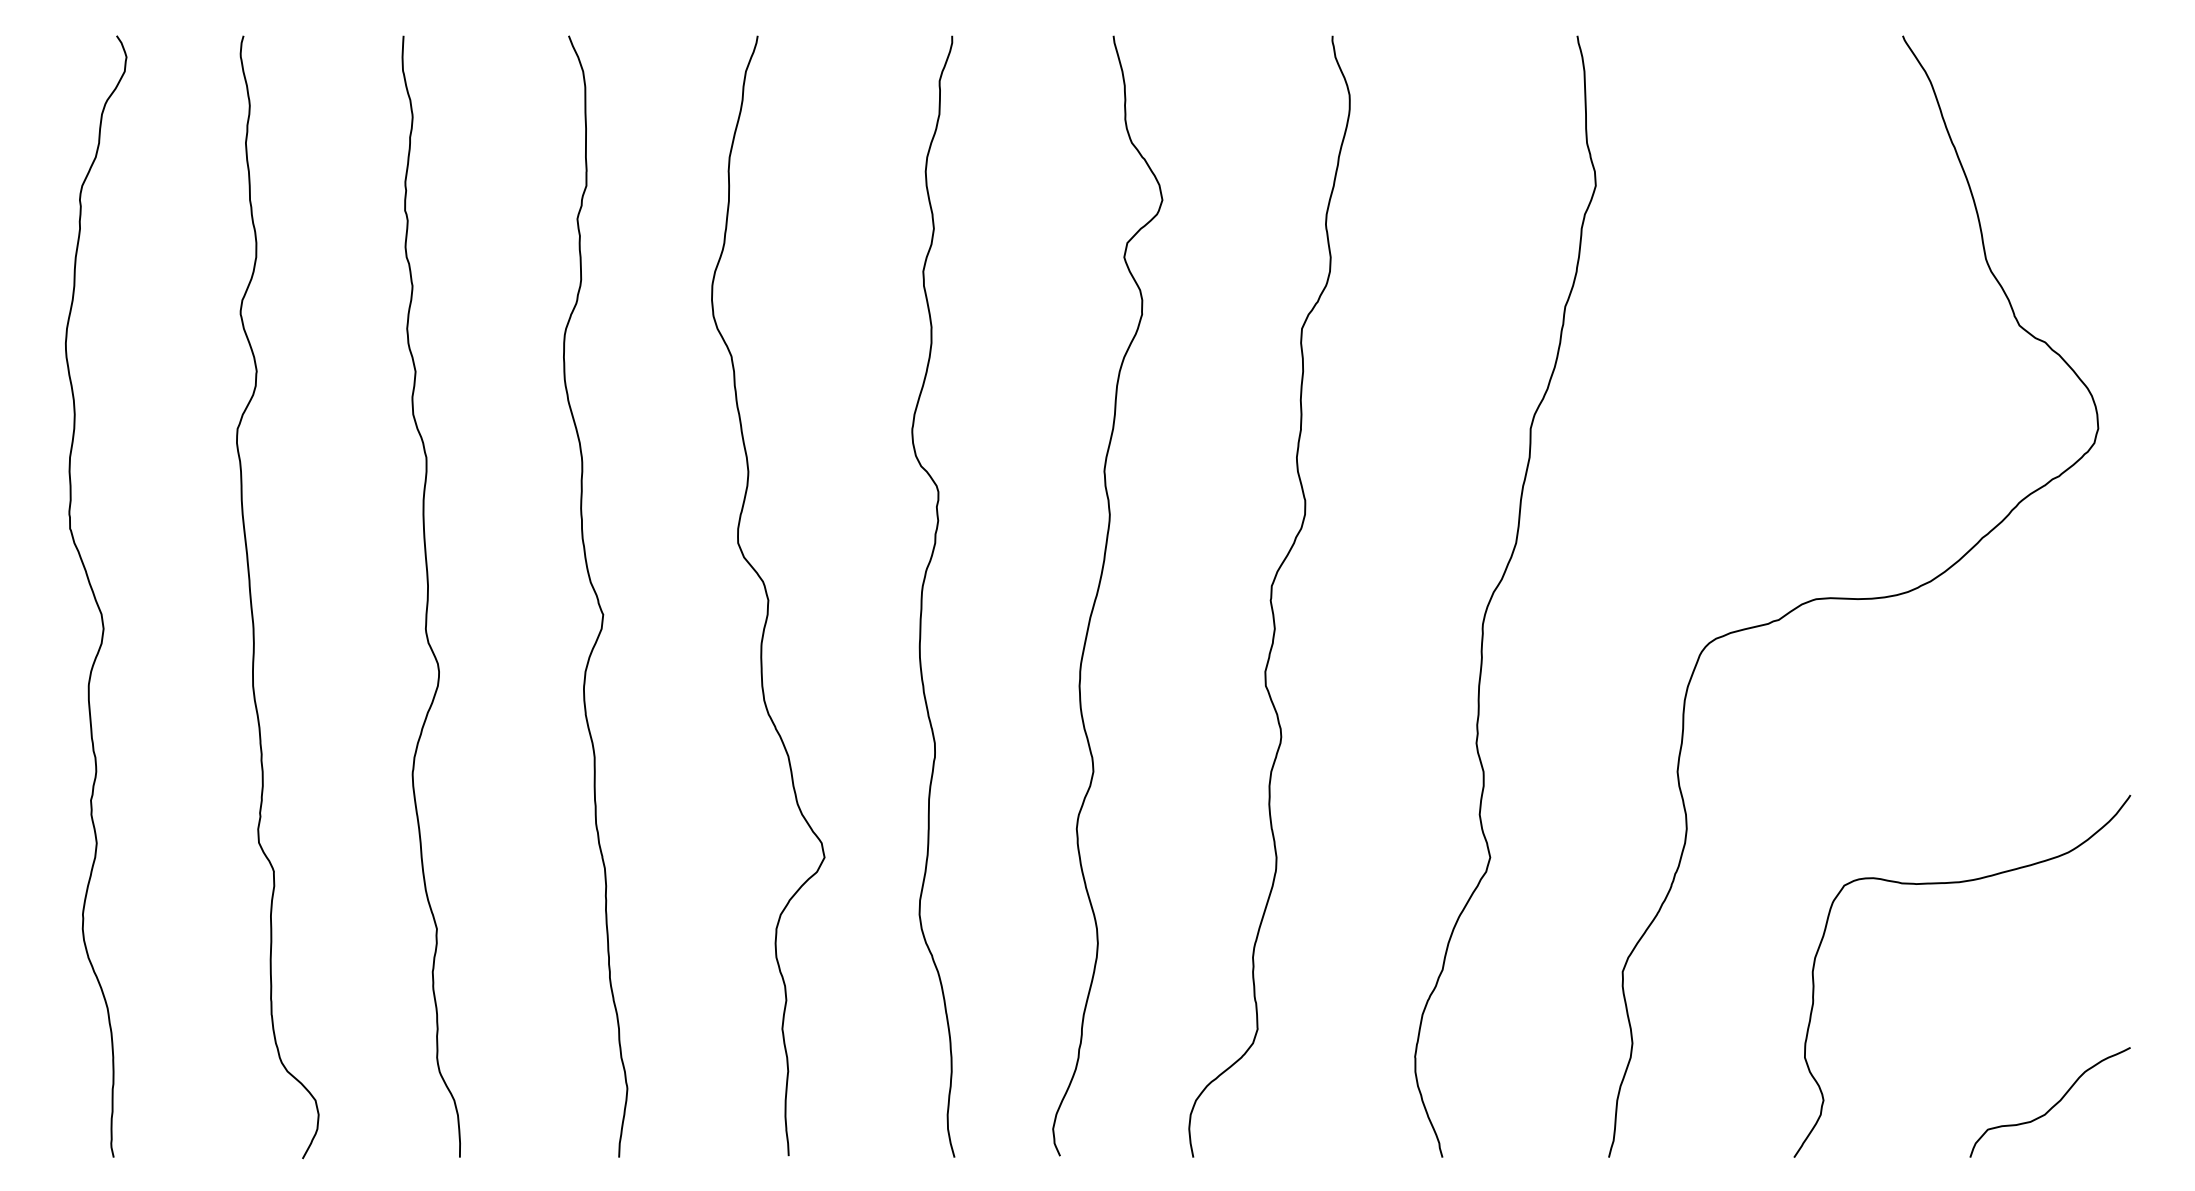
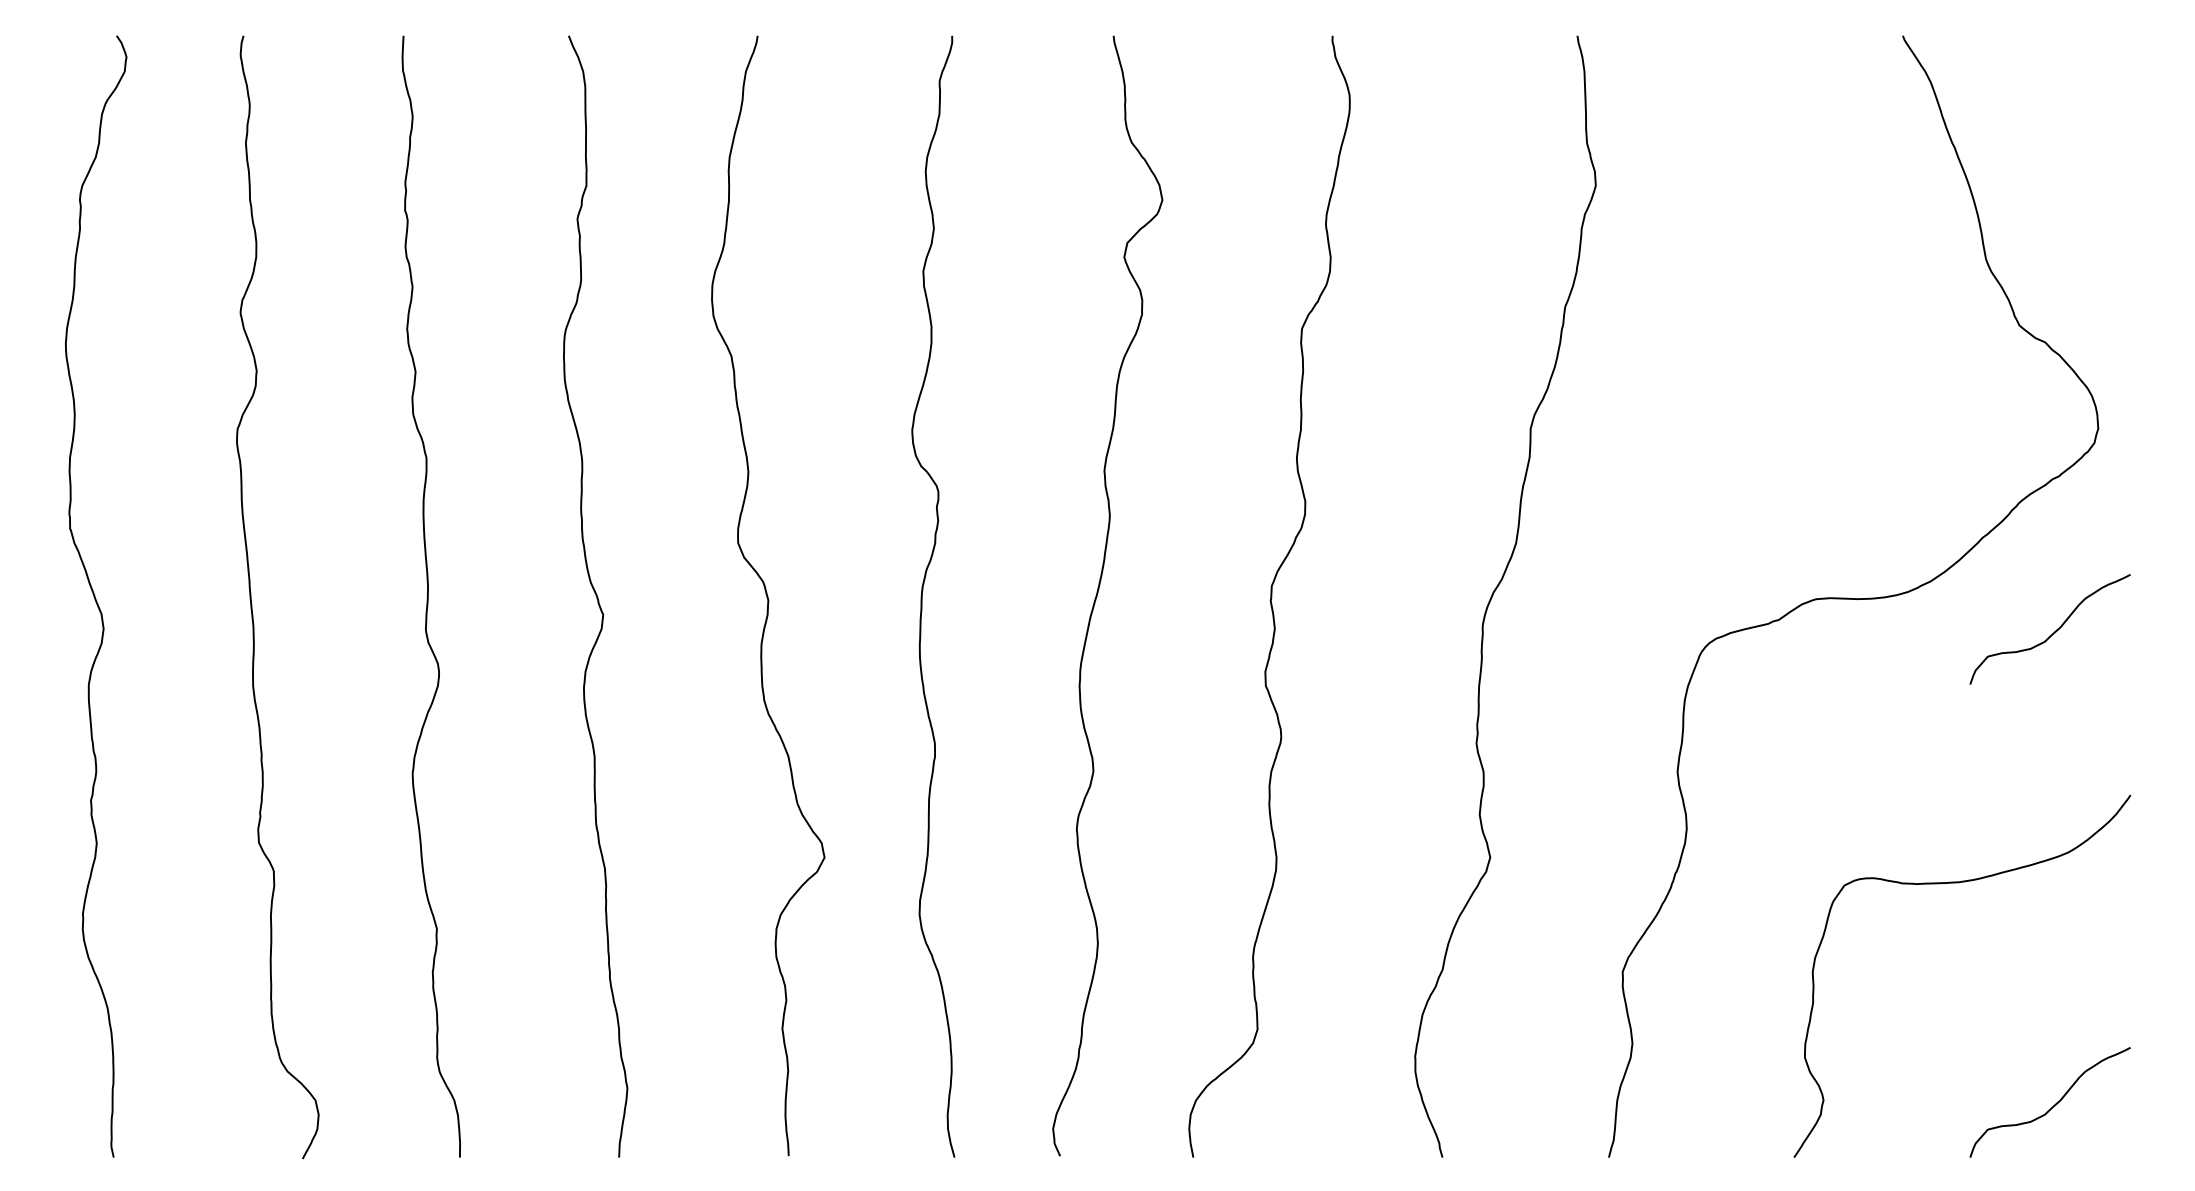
curve: none -> present (2053, 632)
